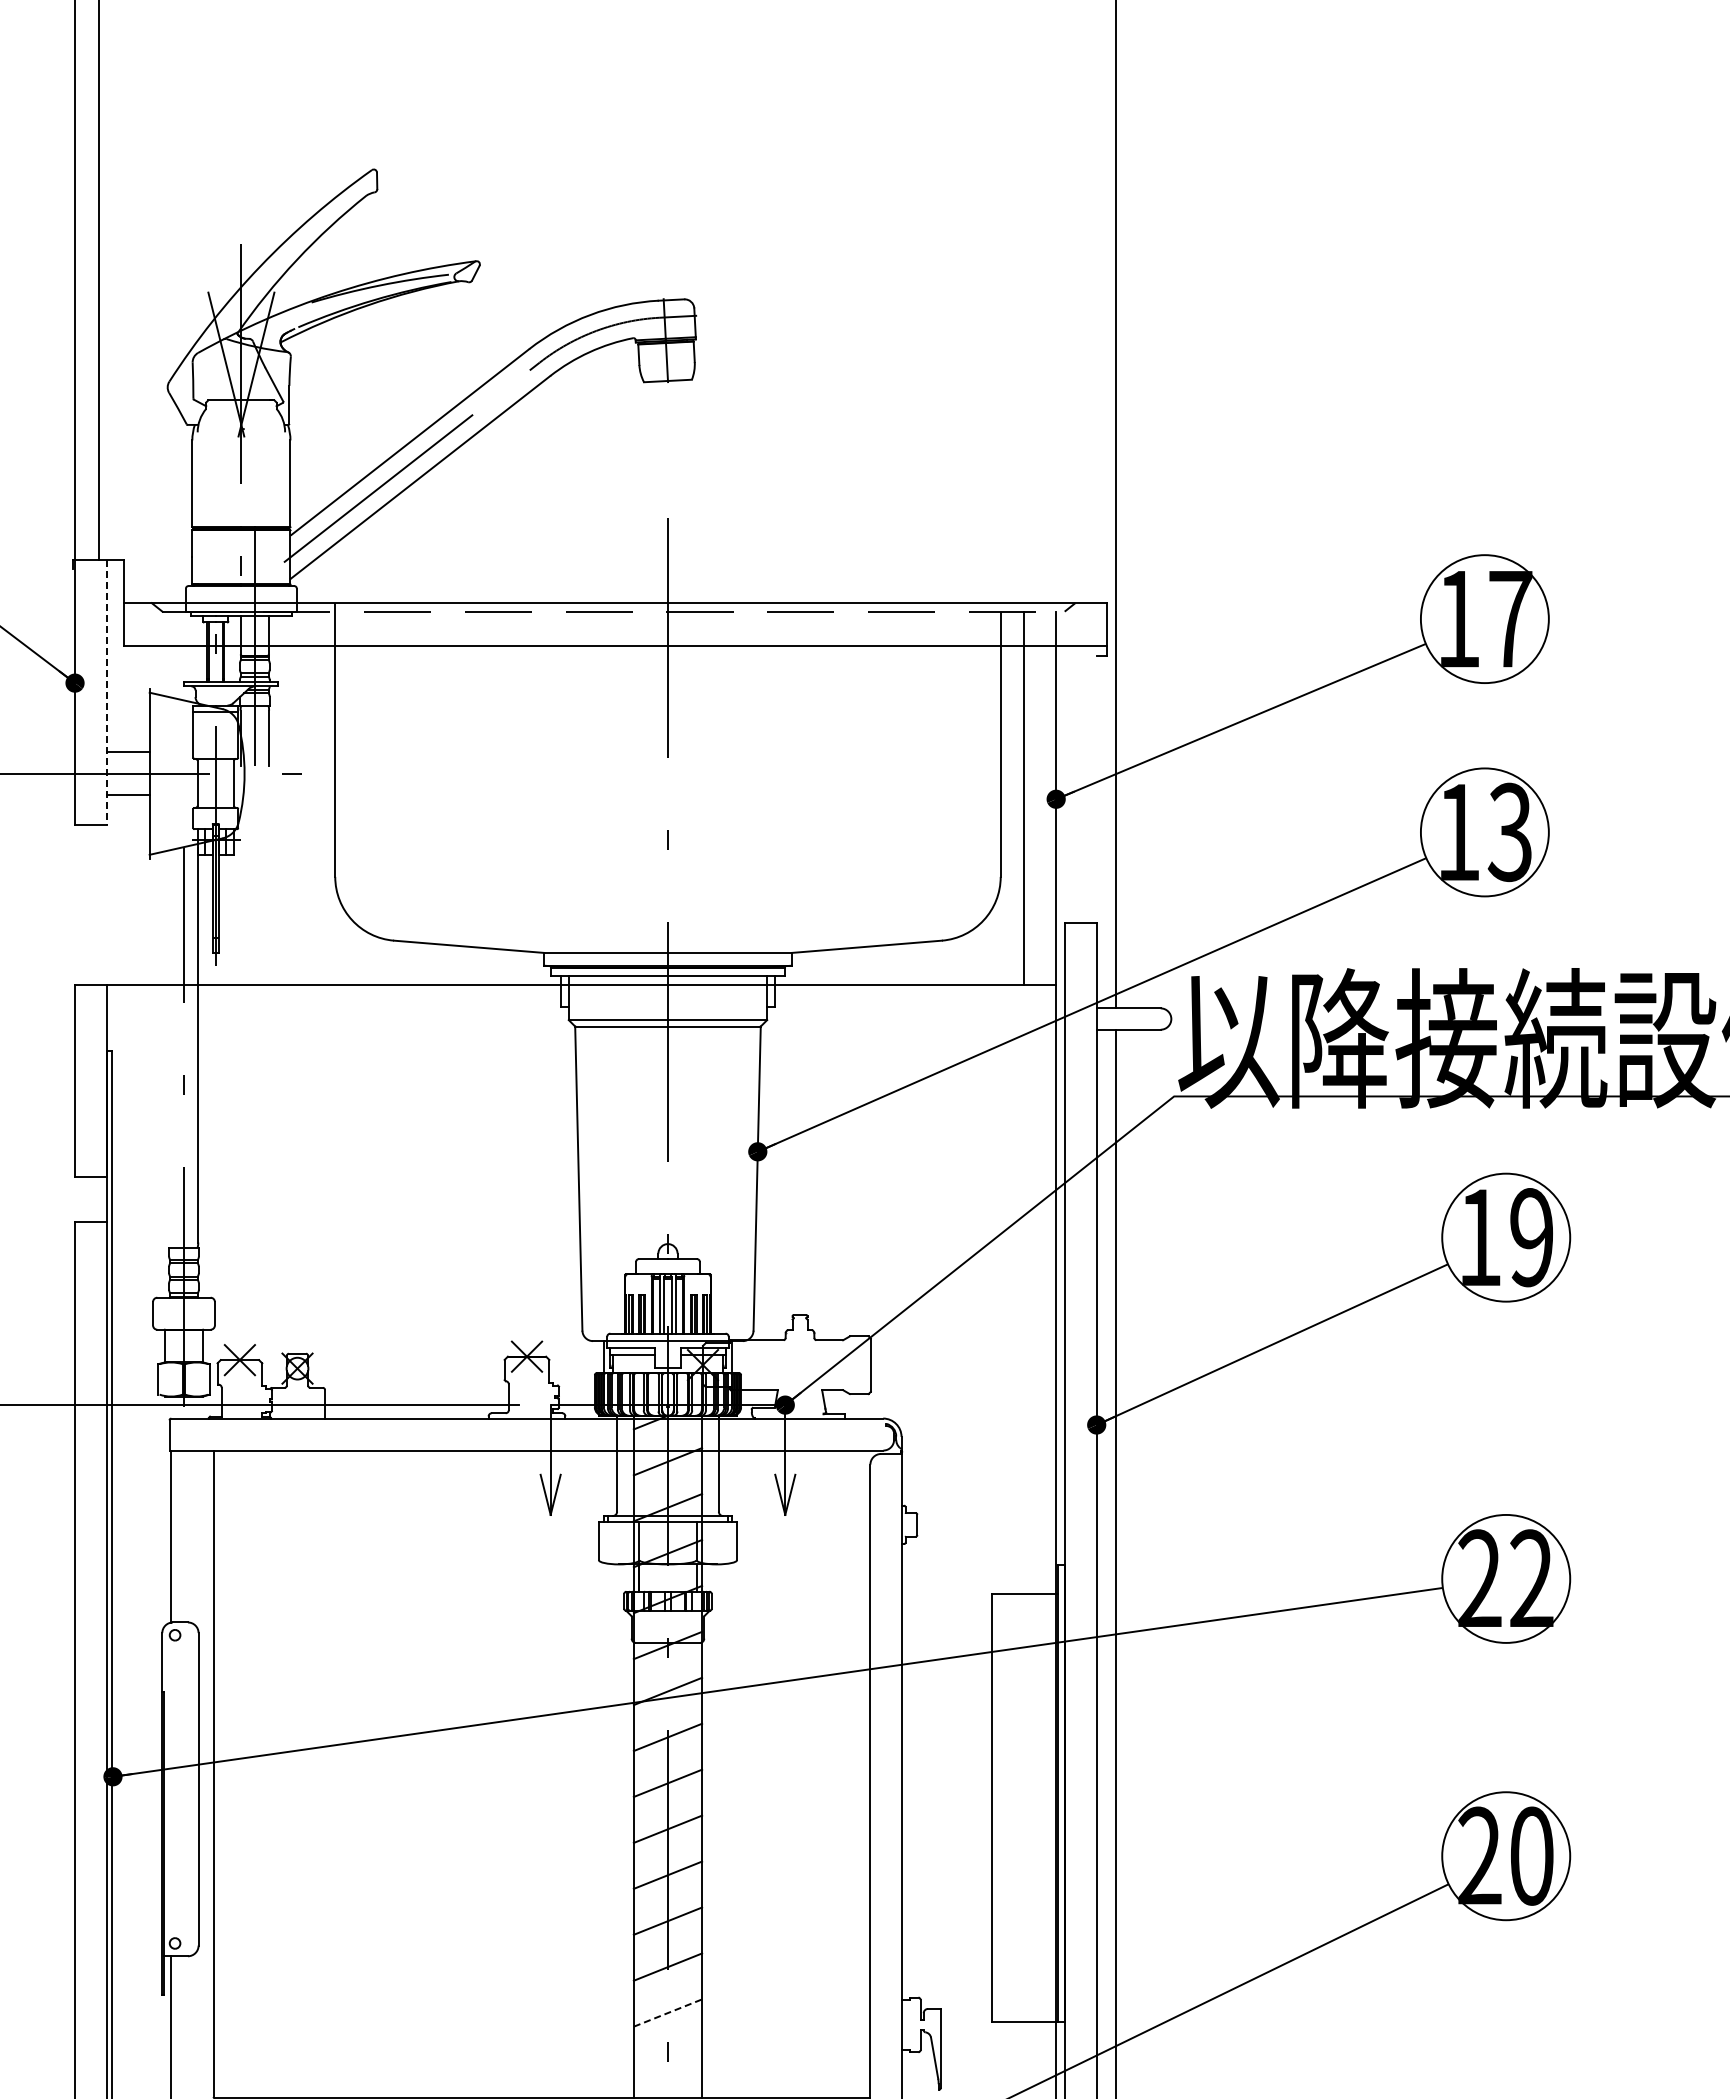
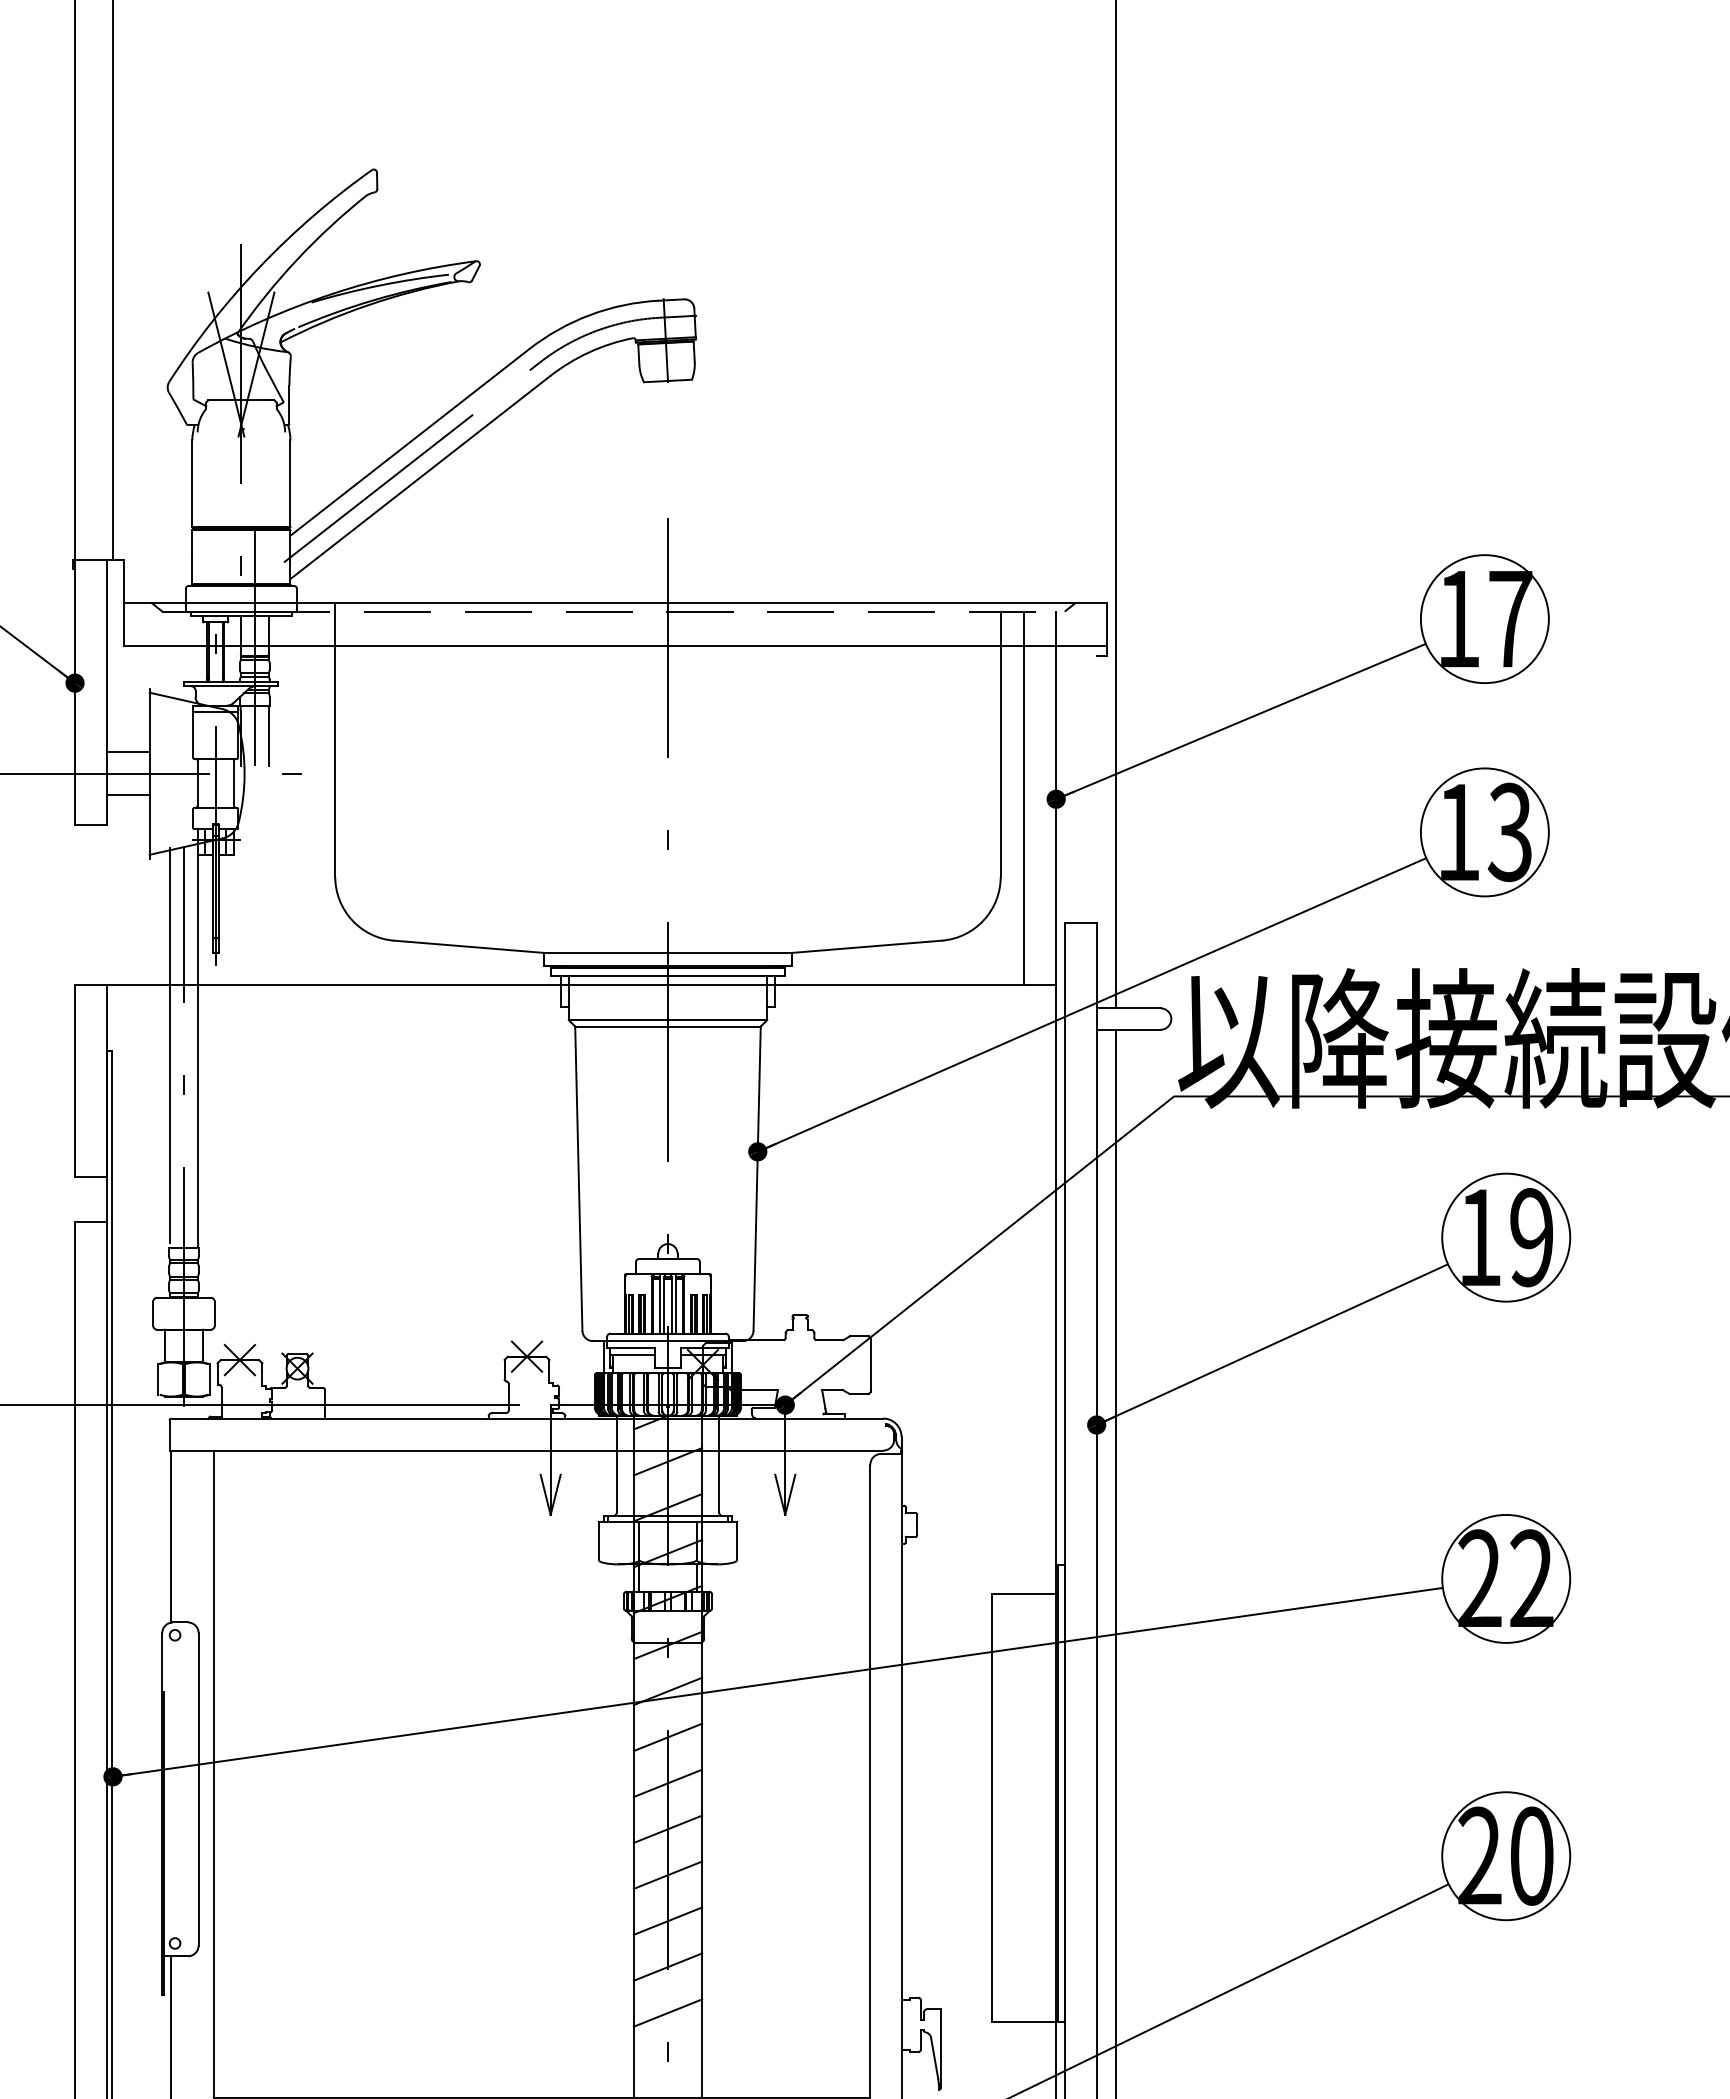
line position: (99, 281) -> (113, 281) (113, 281)
line: dashed -> solid (107, 693)
line: none -> present (169, 1044)
line: dashed -> solid (667, 2013)
